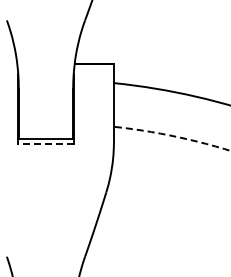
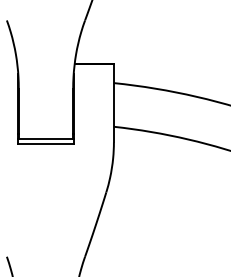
arc: dashed -> solid (172, 136)
line: dashed -> solid (46, 144)
